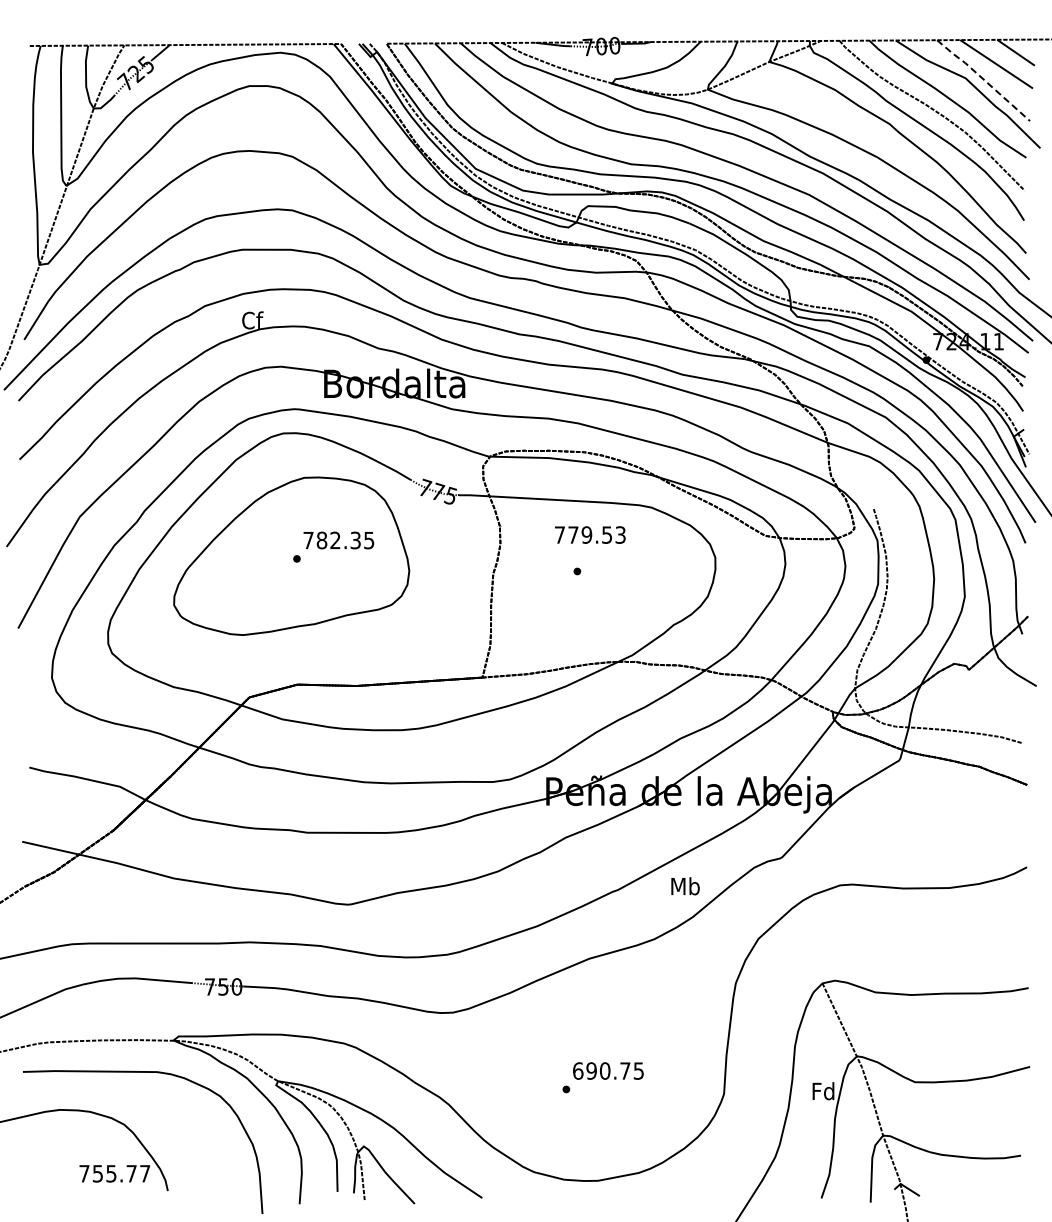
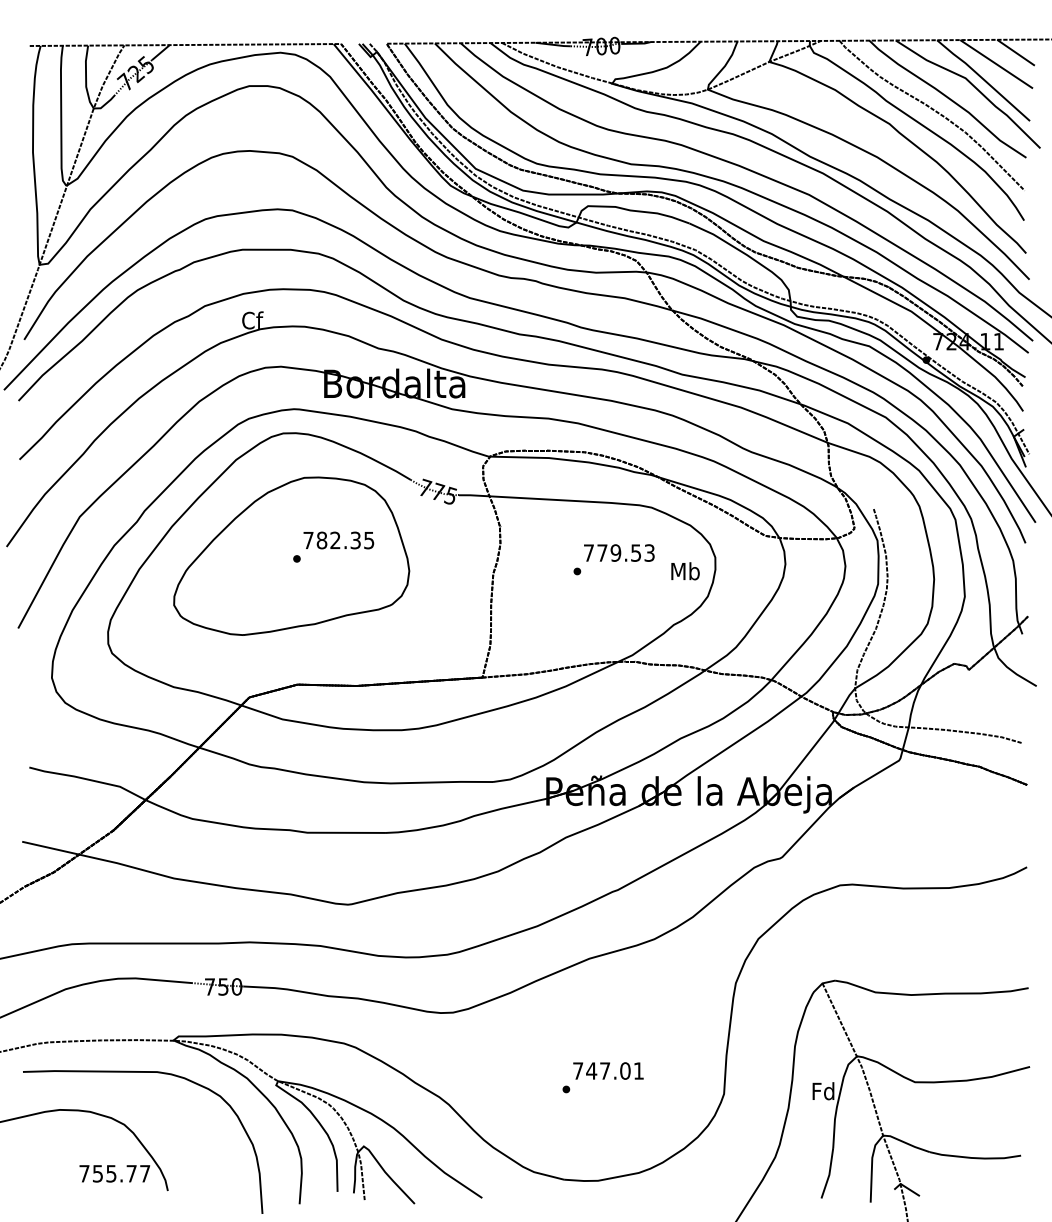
line: dashed -> solid (983, 79)
text position: (590, 534) -> (619, 552) (619, 552)
text position: (685, 886) -> (685, 571) (685, 571)
text: 690.75 -> 747.01 (608, 1070)
